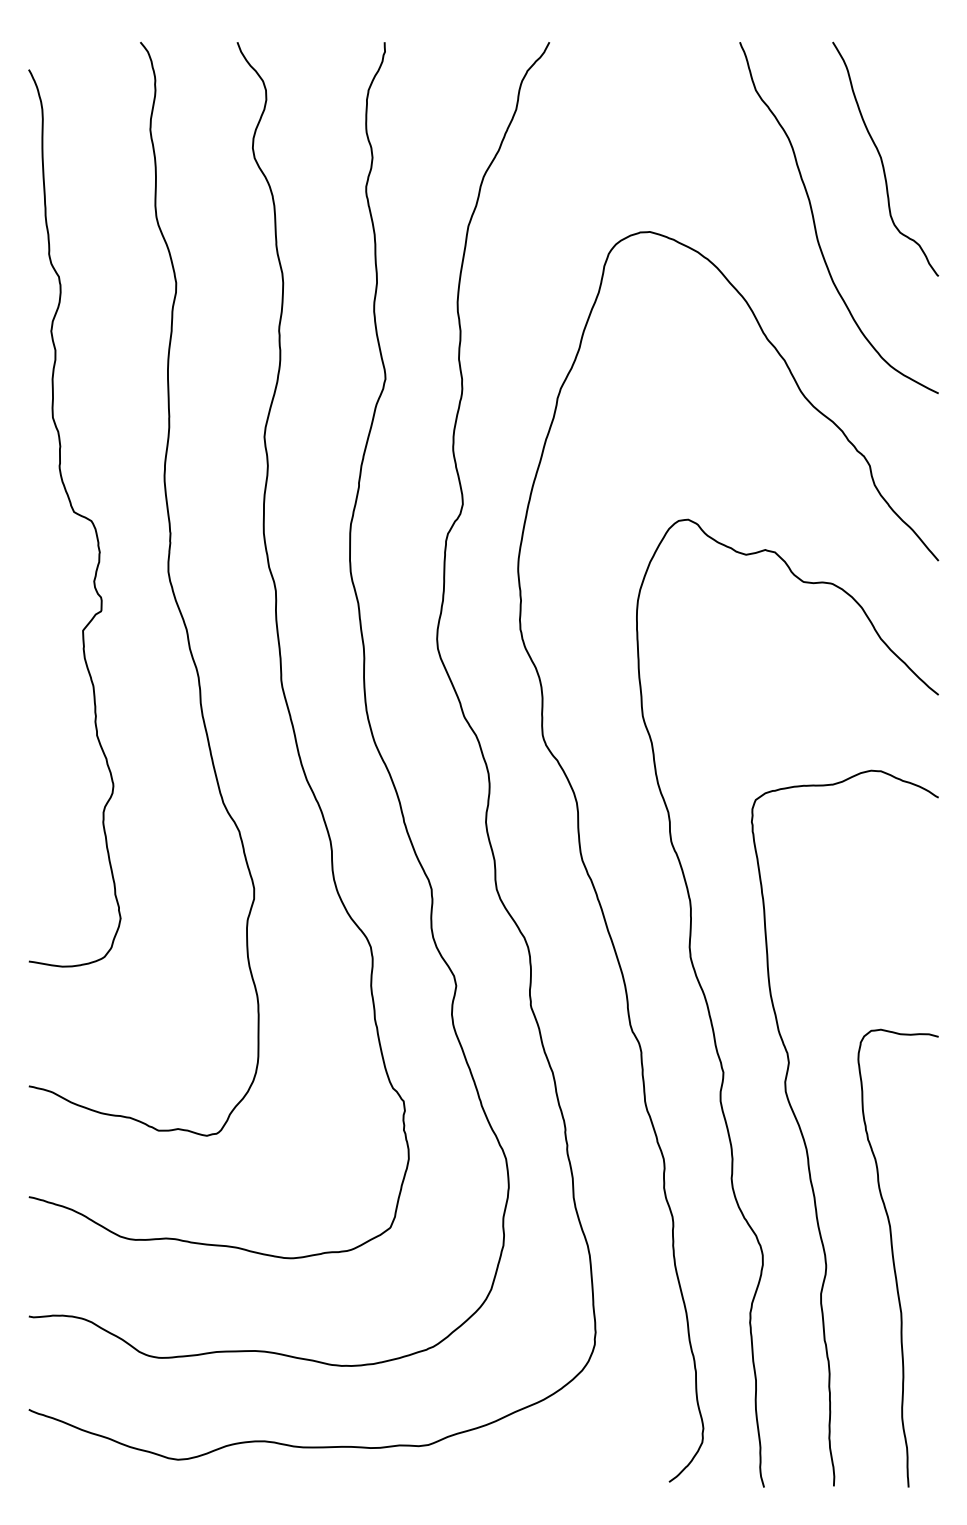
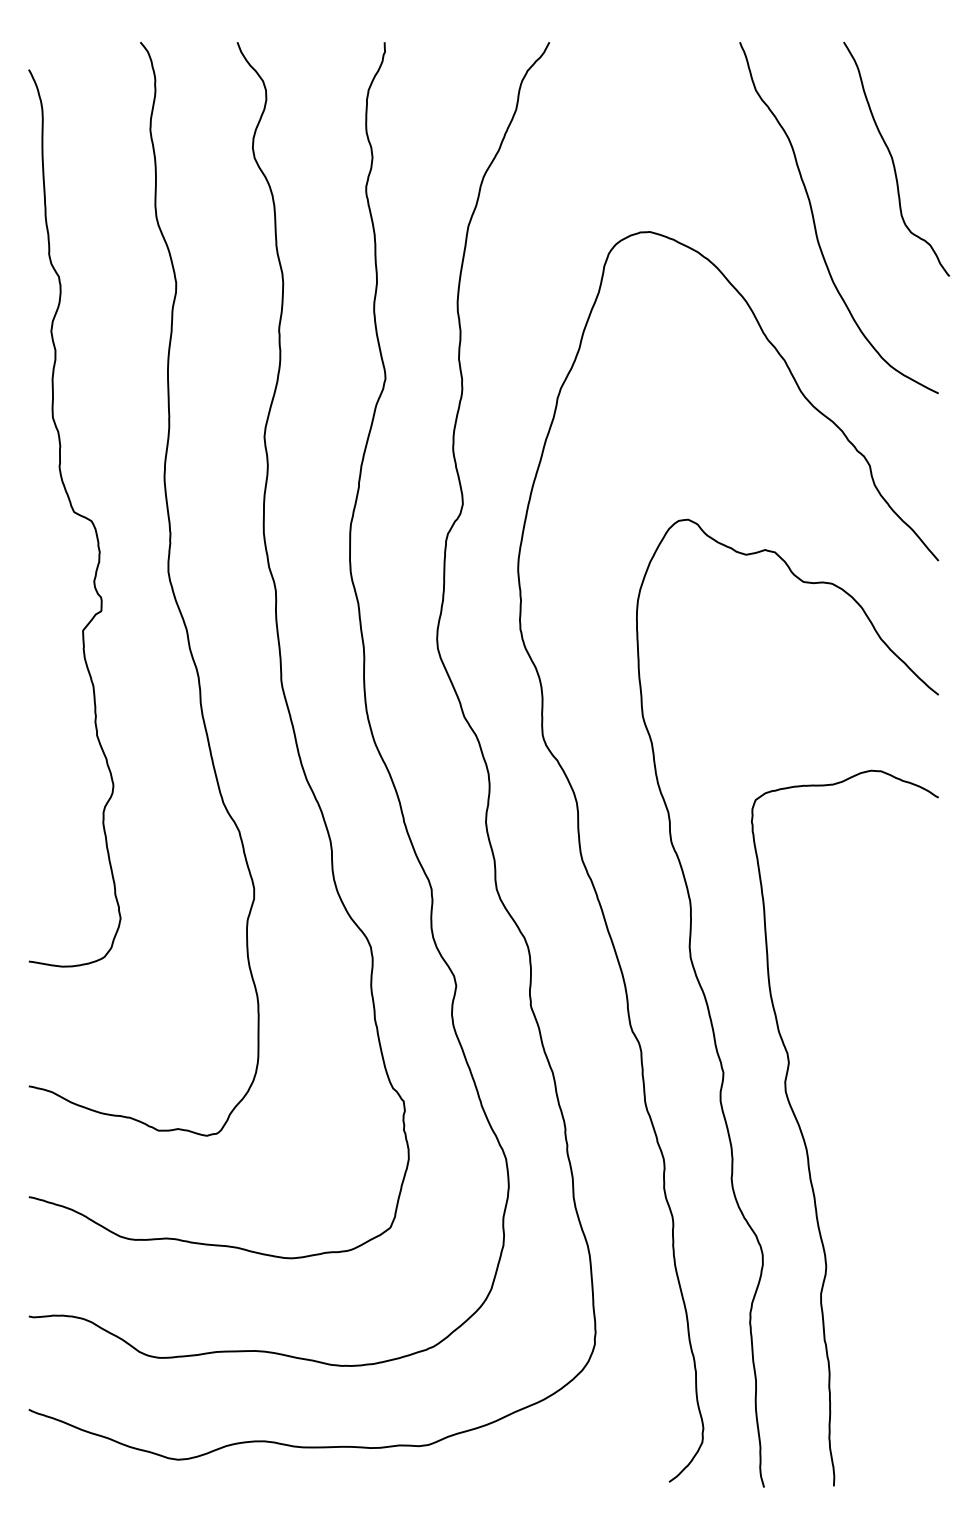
curve position: (882, 158) -> (893, 158) (893, 158)
curve: present -> none (894, 1258)
